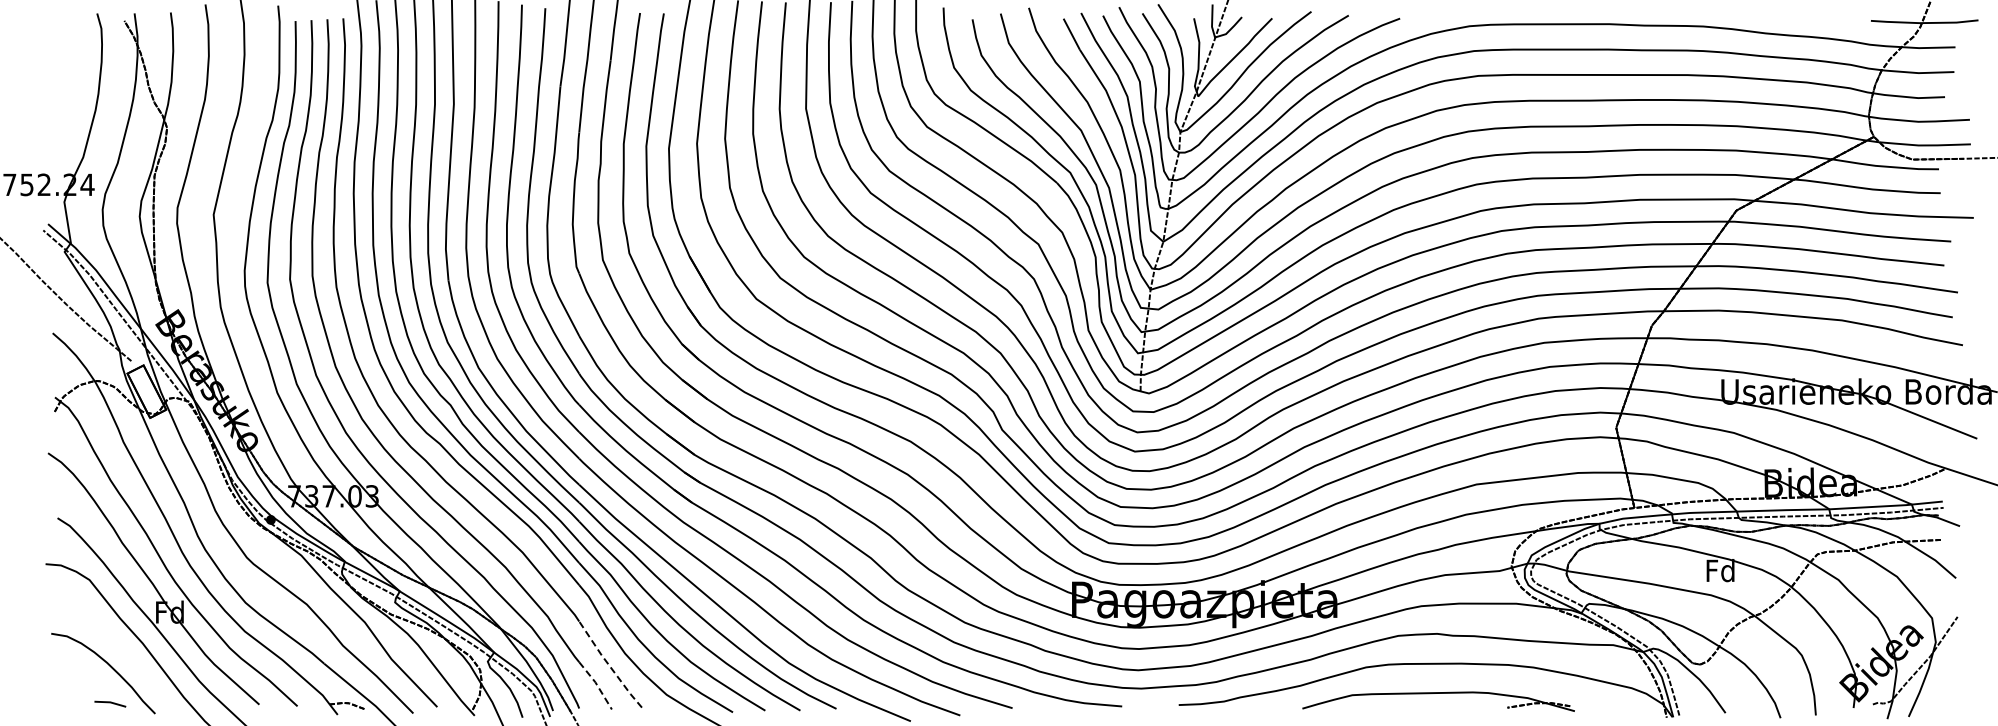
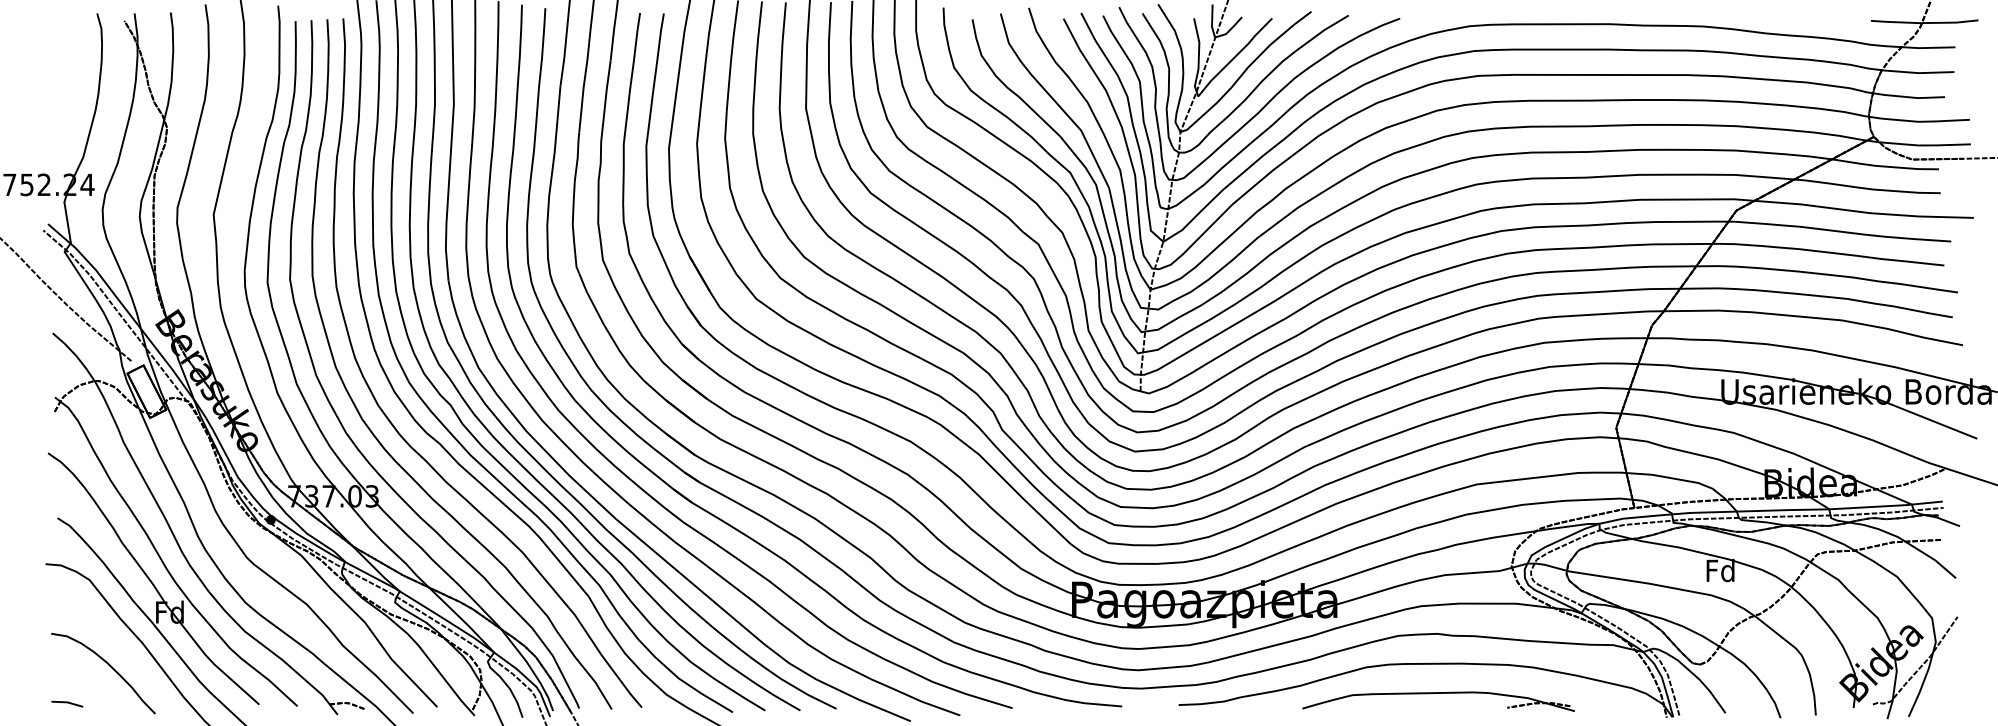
line: dashed -> solid (609, 665)
line: dashed -> solid (596, 684)
line position: (110, 703) -> (67, 703) (67, 703)
